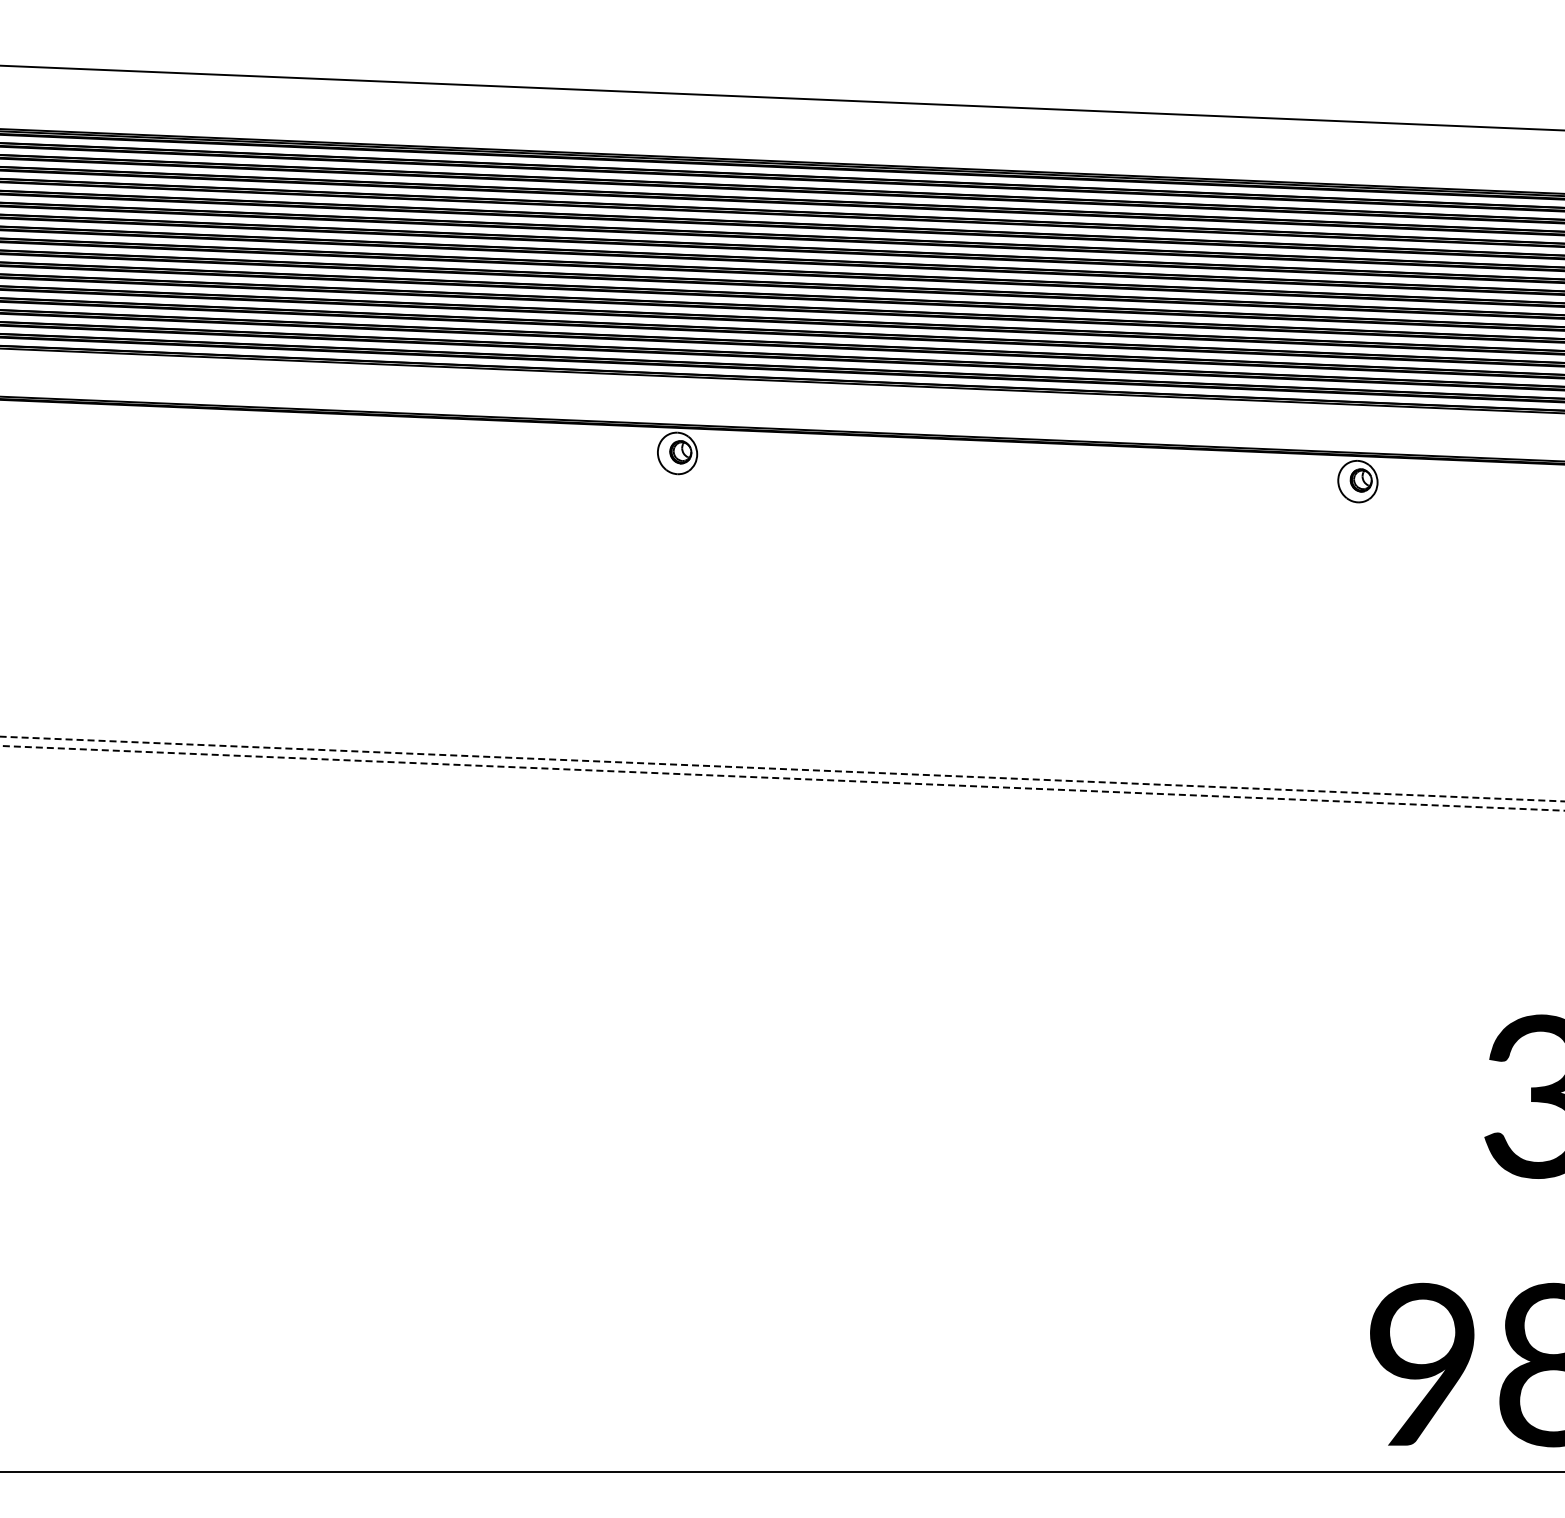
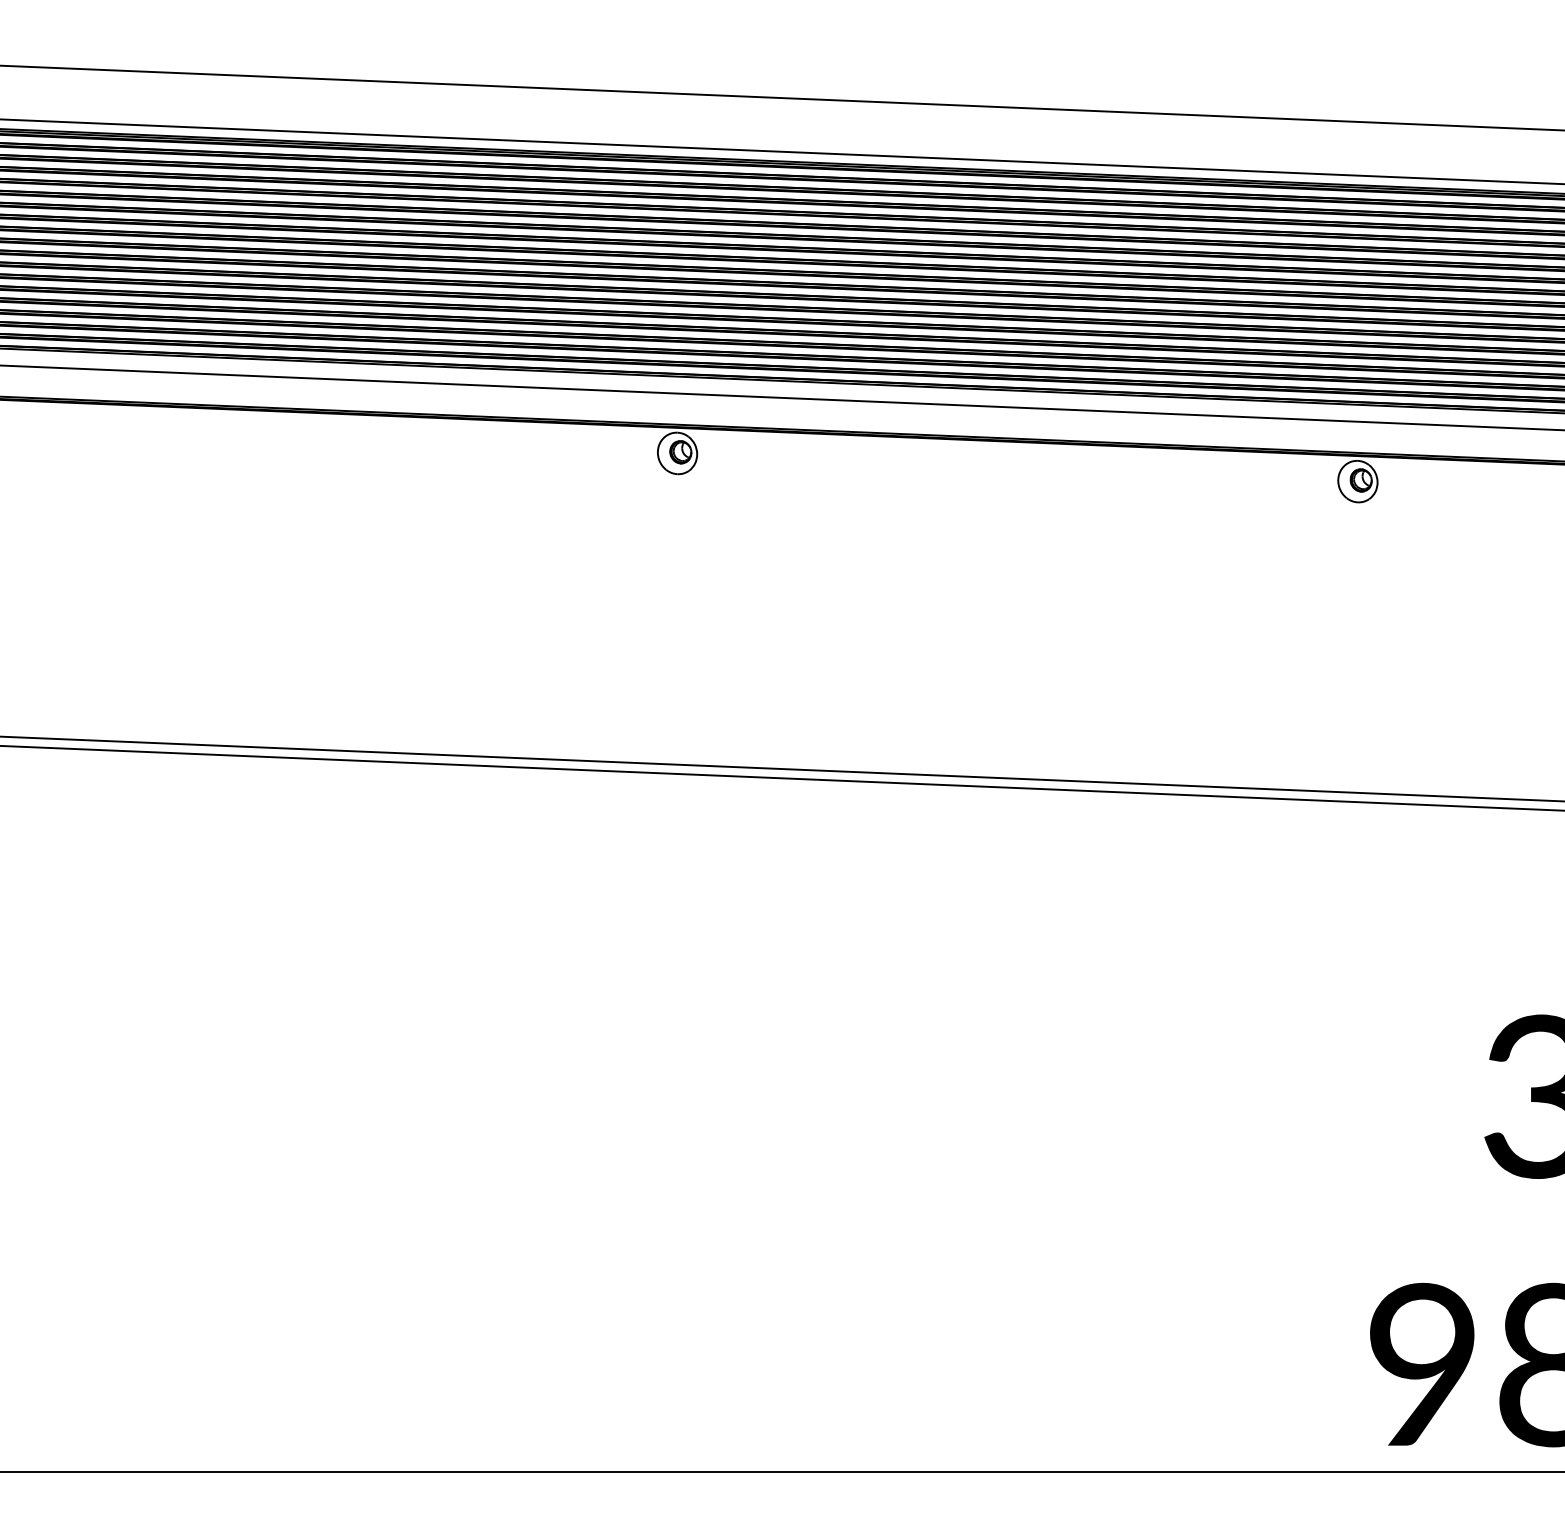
line: none -> present (781, 151)
line: none -> present (781, 397)
line: dashed -> solid (782, 769)
line: dashed -> solid (782, 778)
